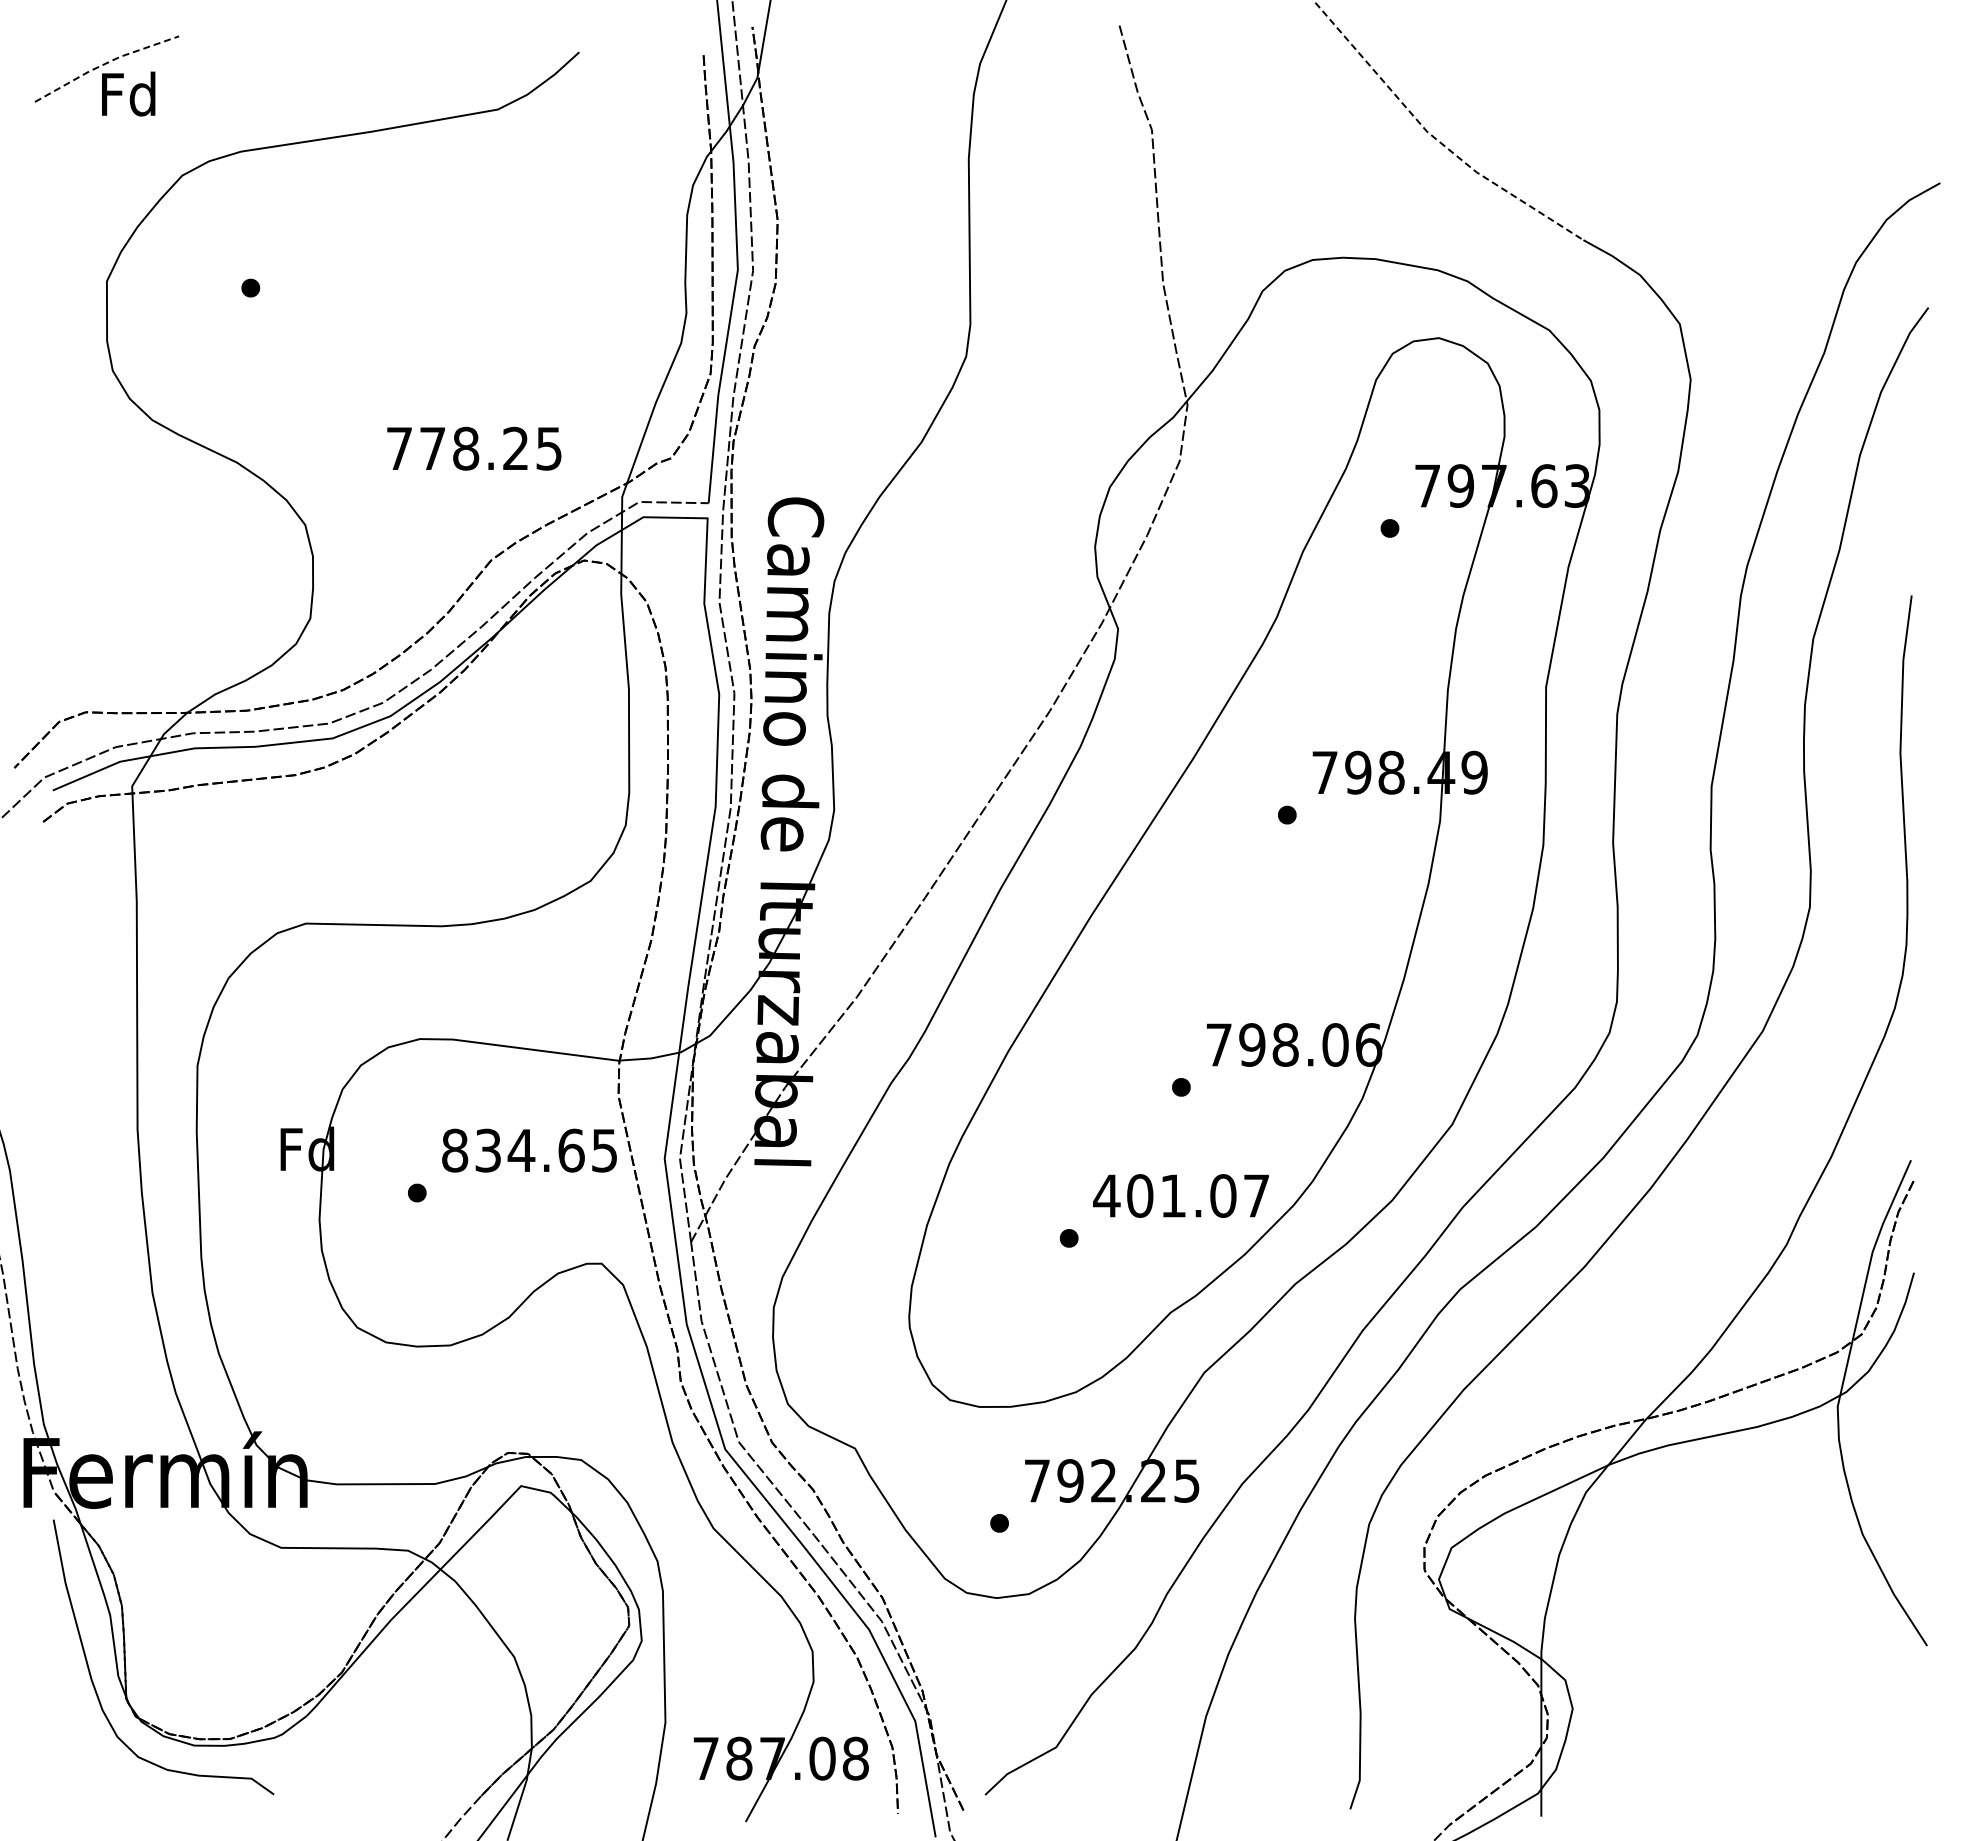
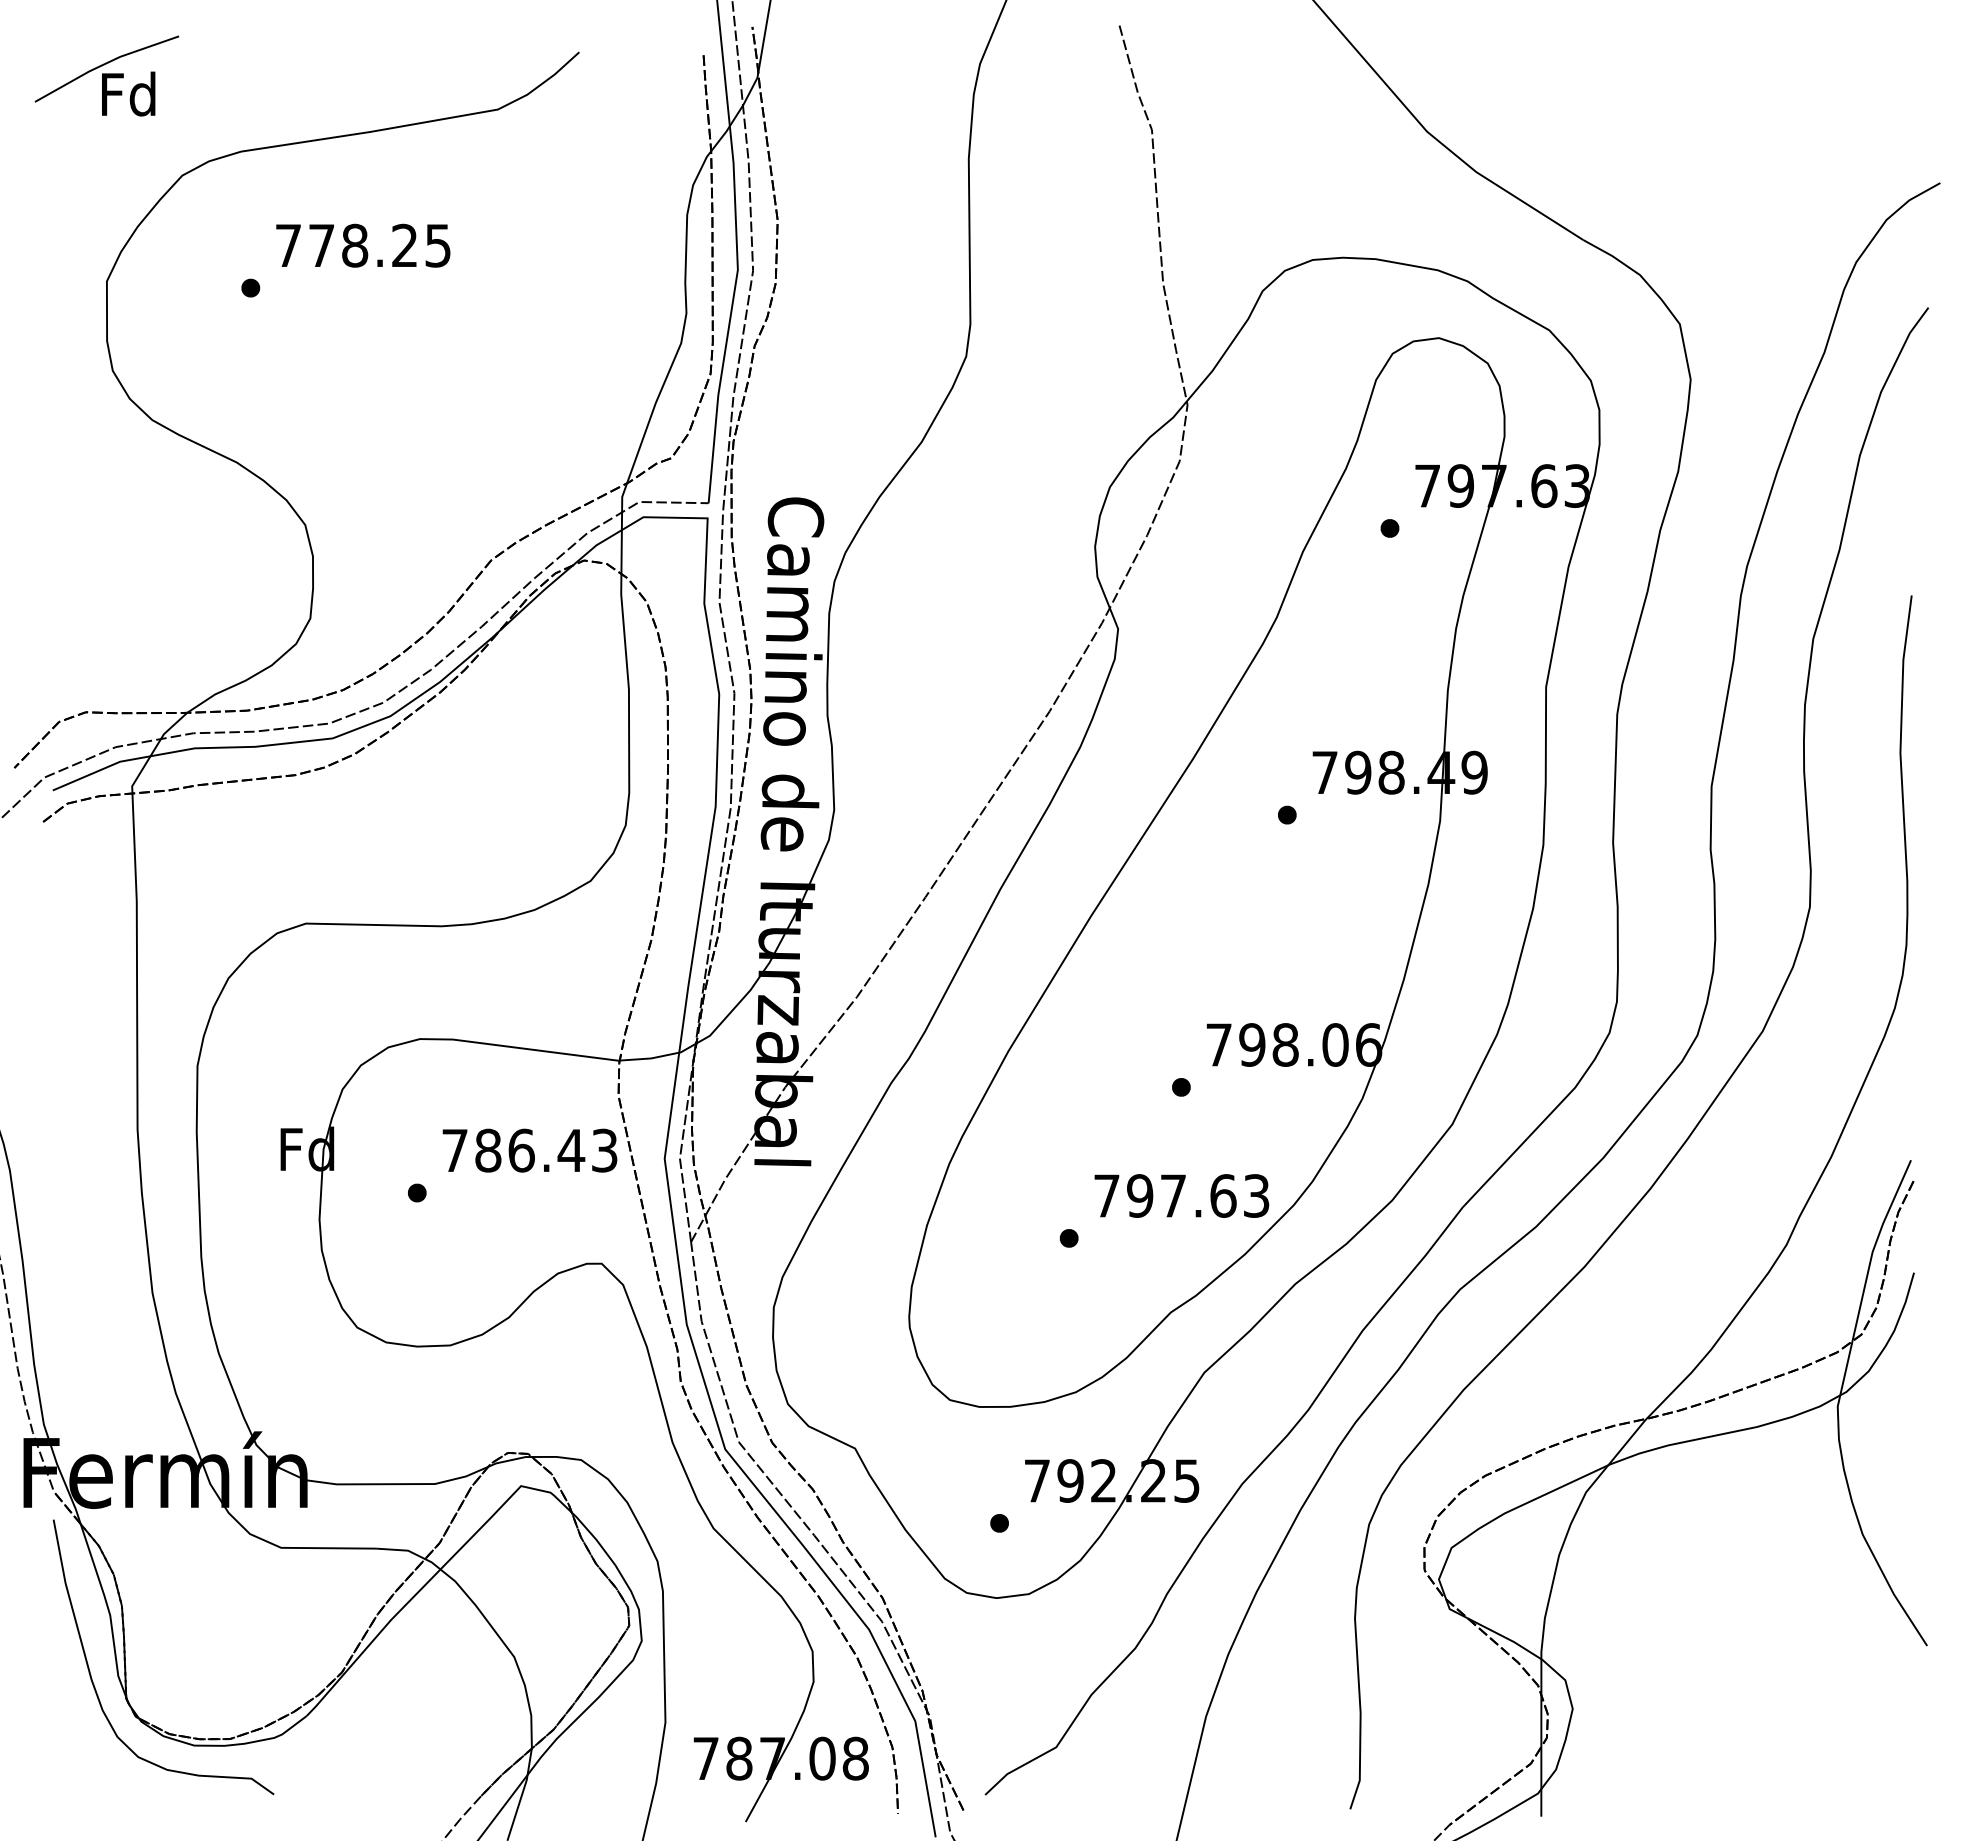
line: dashed -> solid (105, 63)
line: dashed -> solid (1434, 137)
text position: (474, 448) -> (363, 245) (363, 245)
text: 834.65 -> 786.43 (529, 1150)
text: 401.07 -> 797.63 (1181, 1195)
